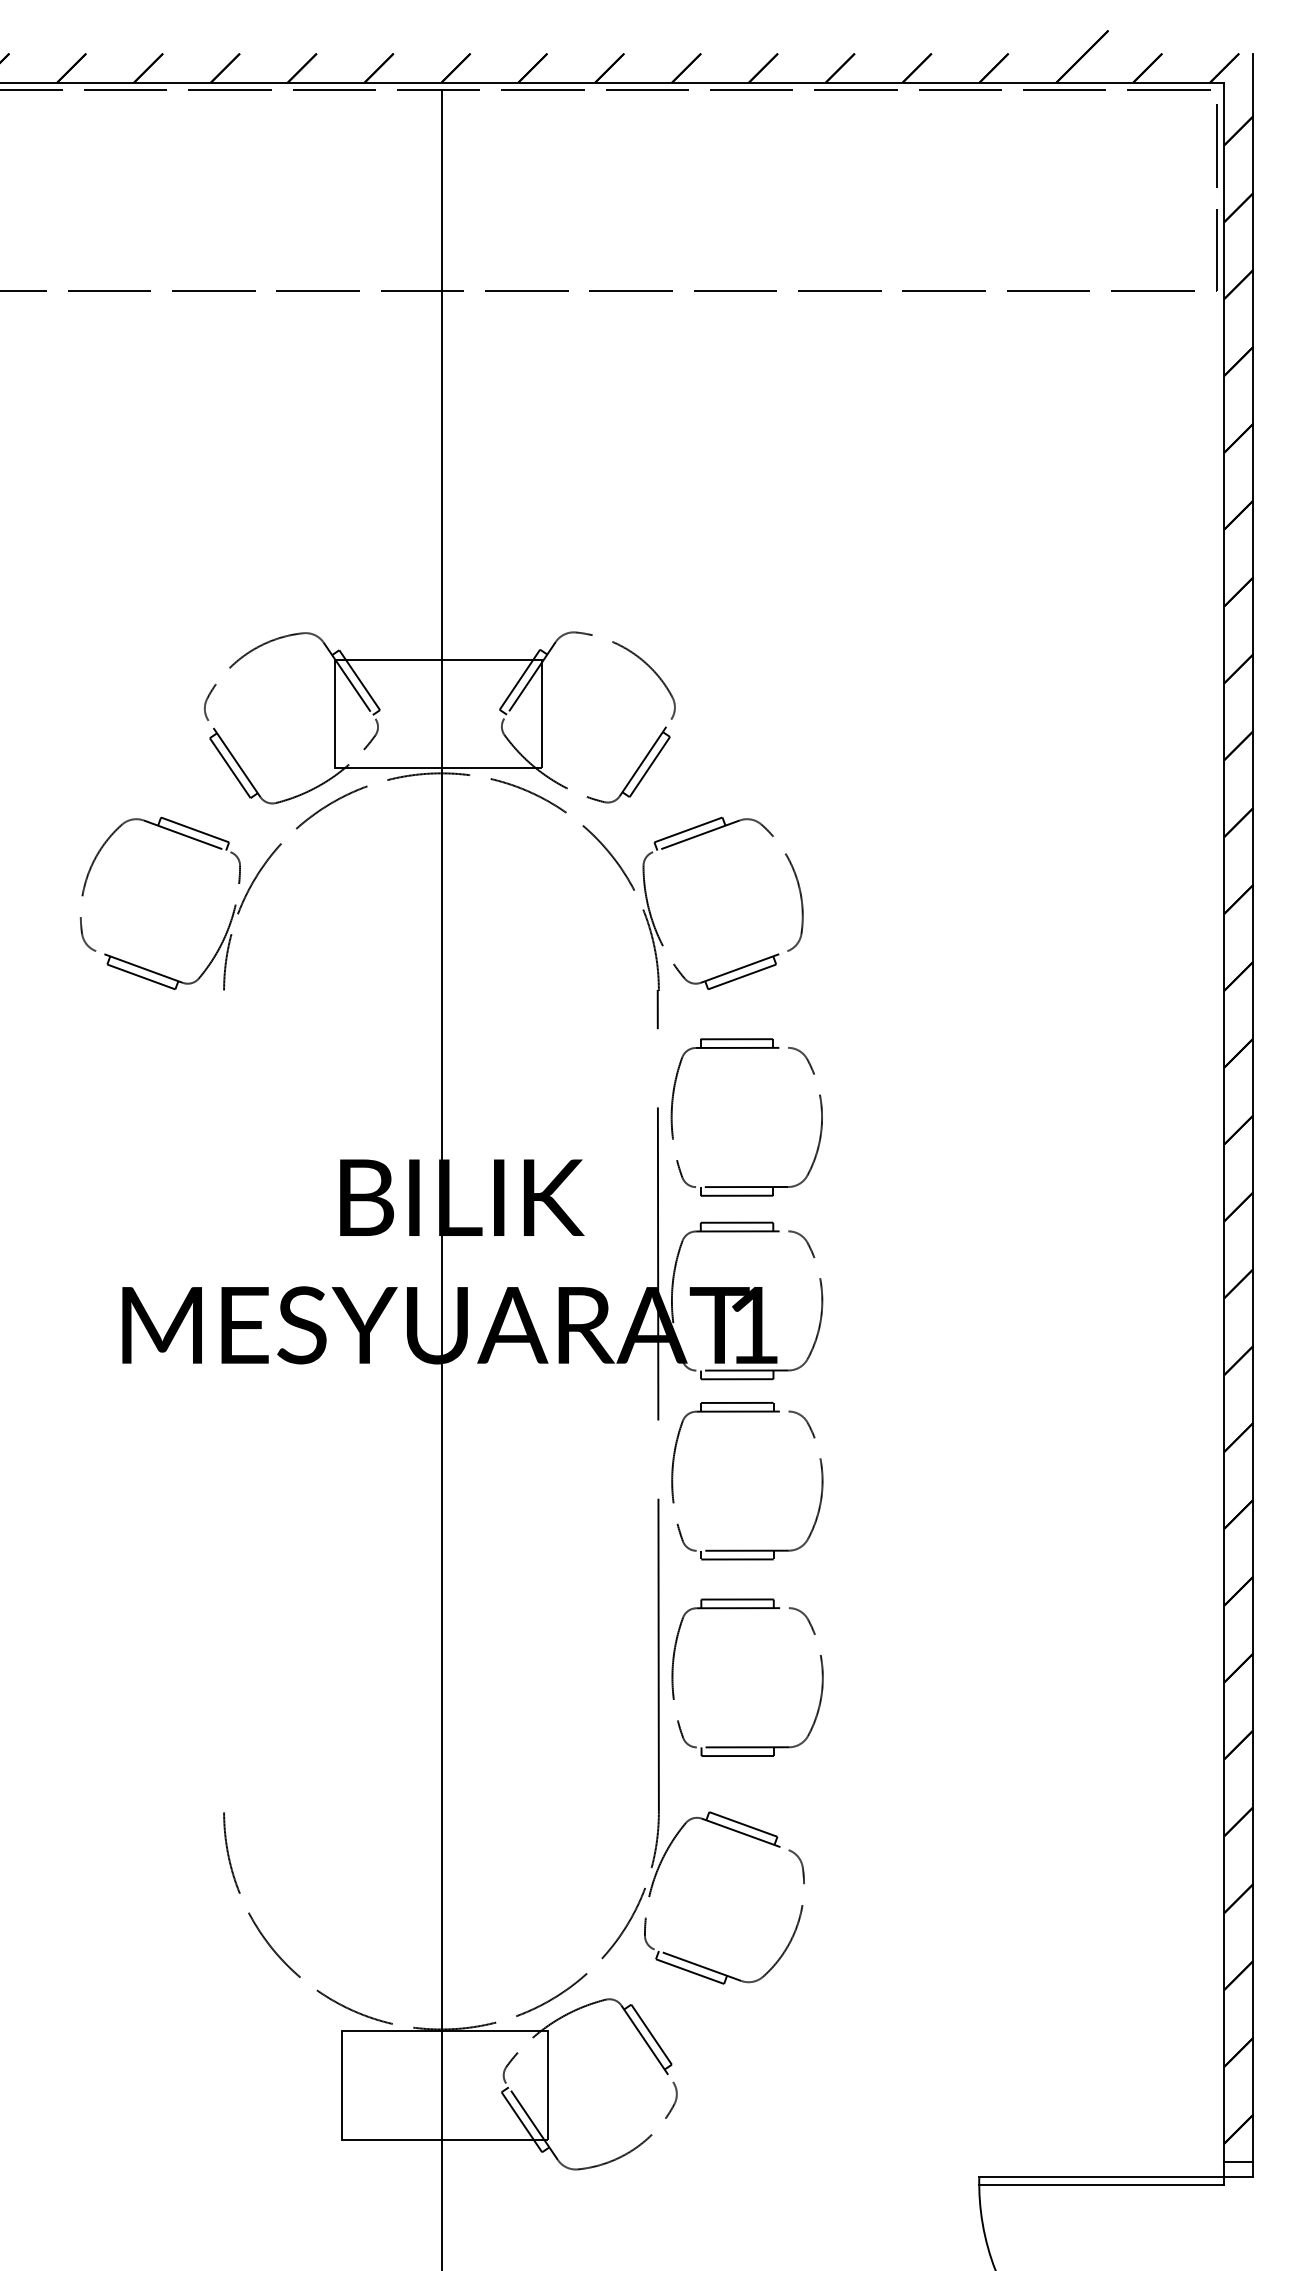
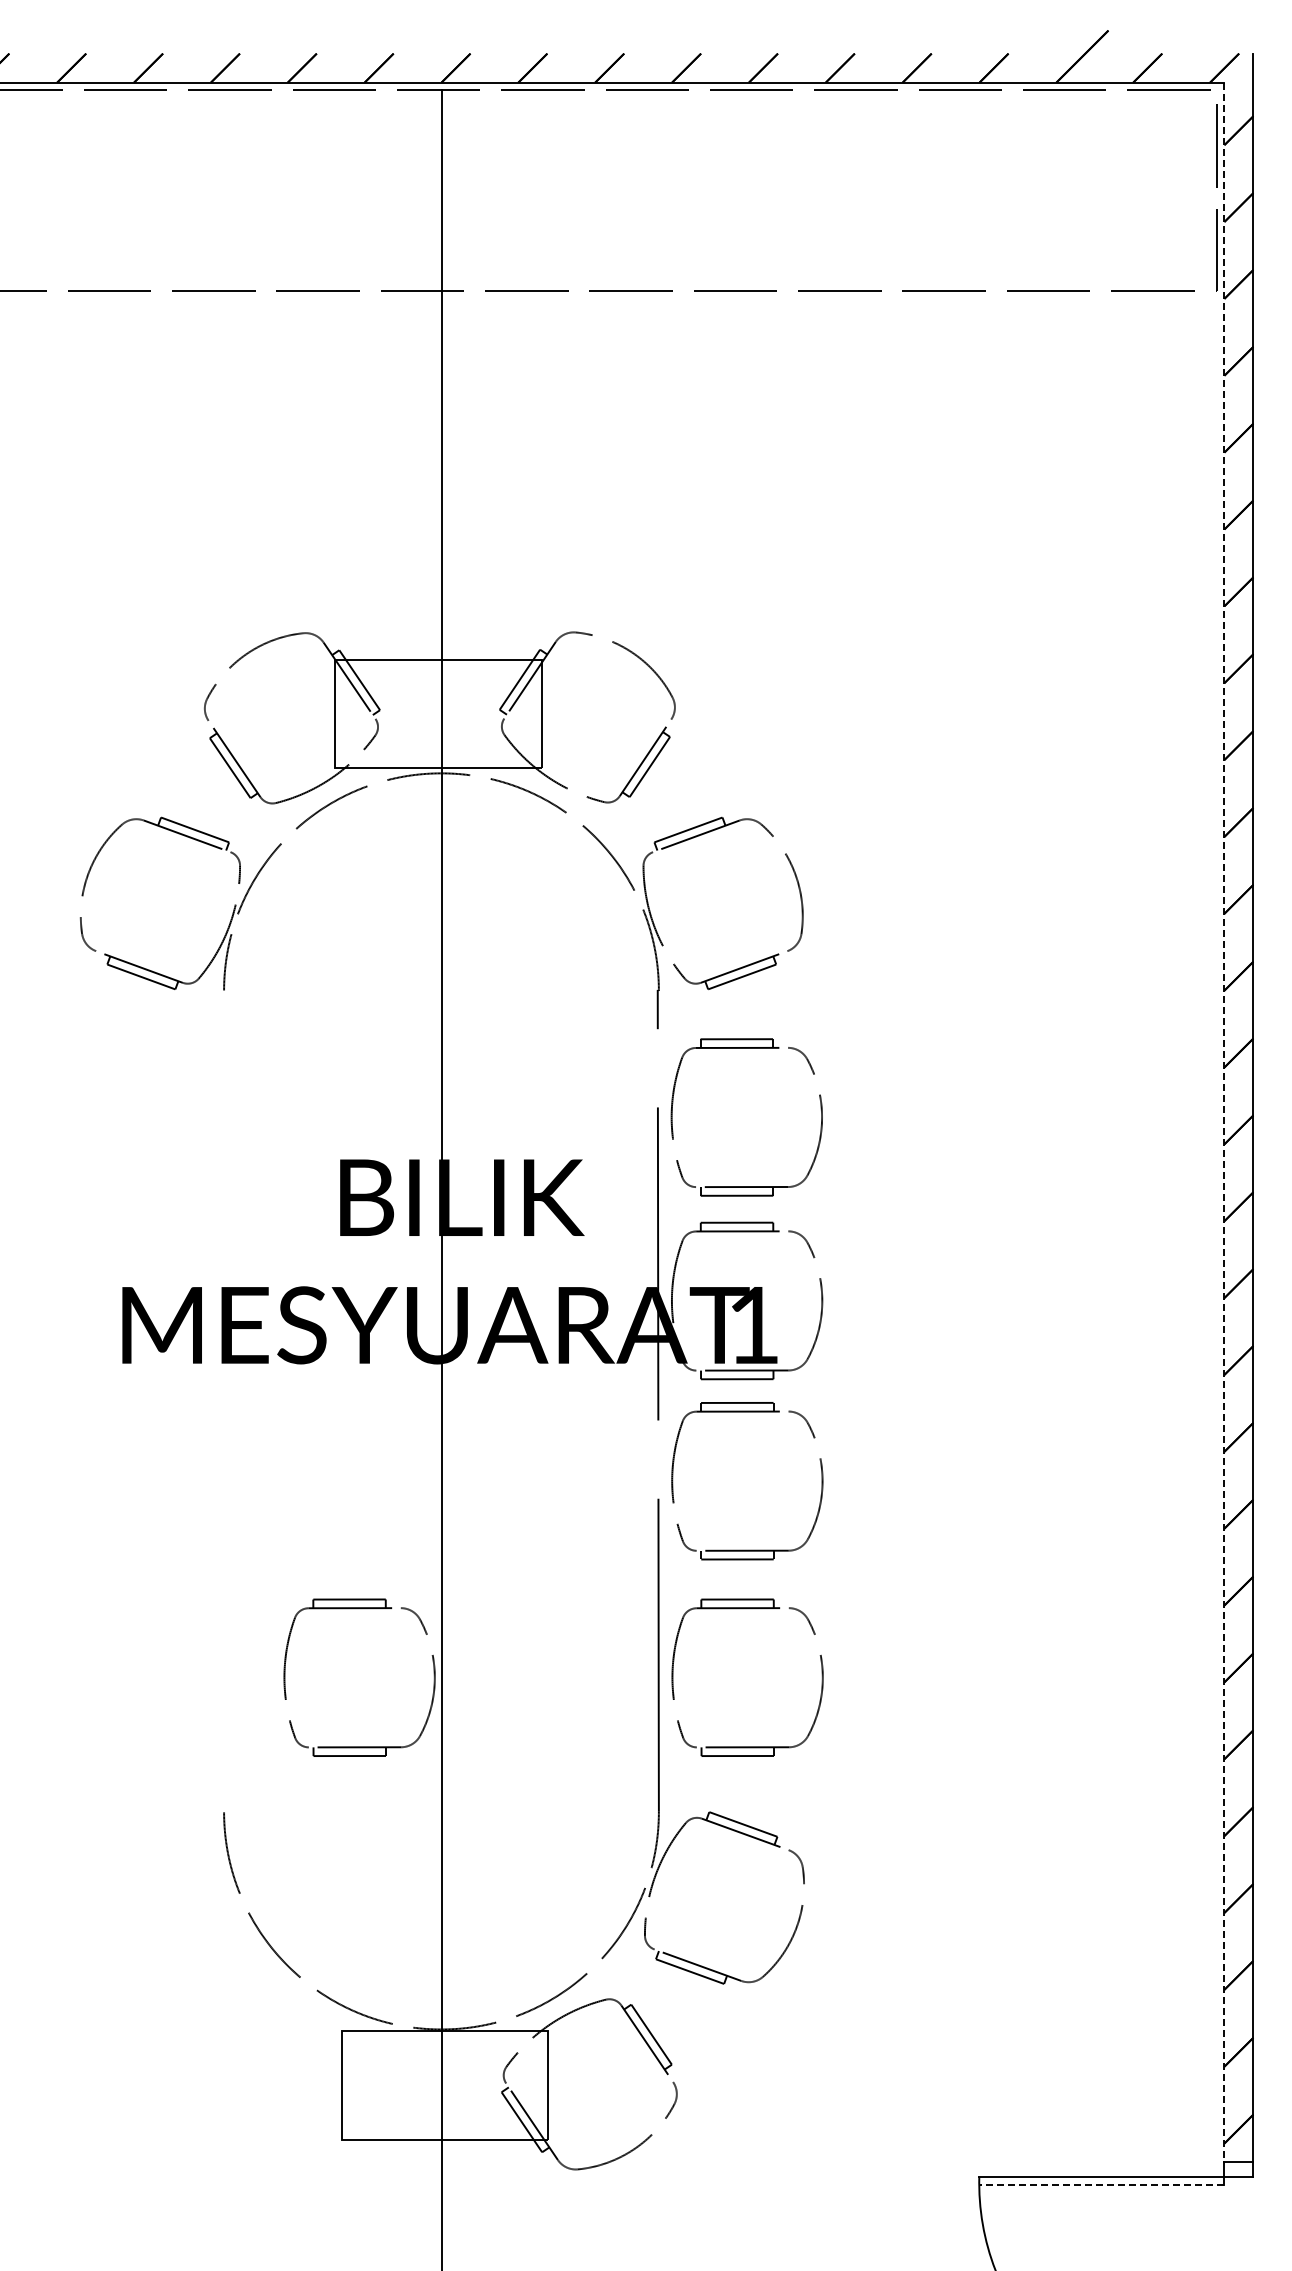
line: solid -> dashed (1224, 1122)
part: none -> present (359, 1609)
line: solid -> dashed (1101, 2185)
